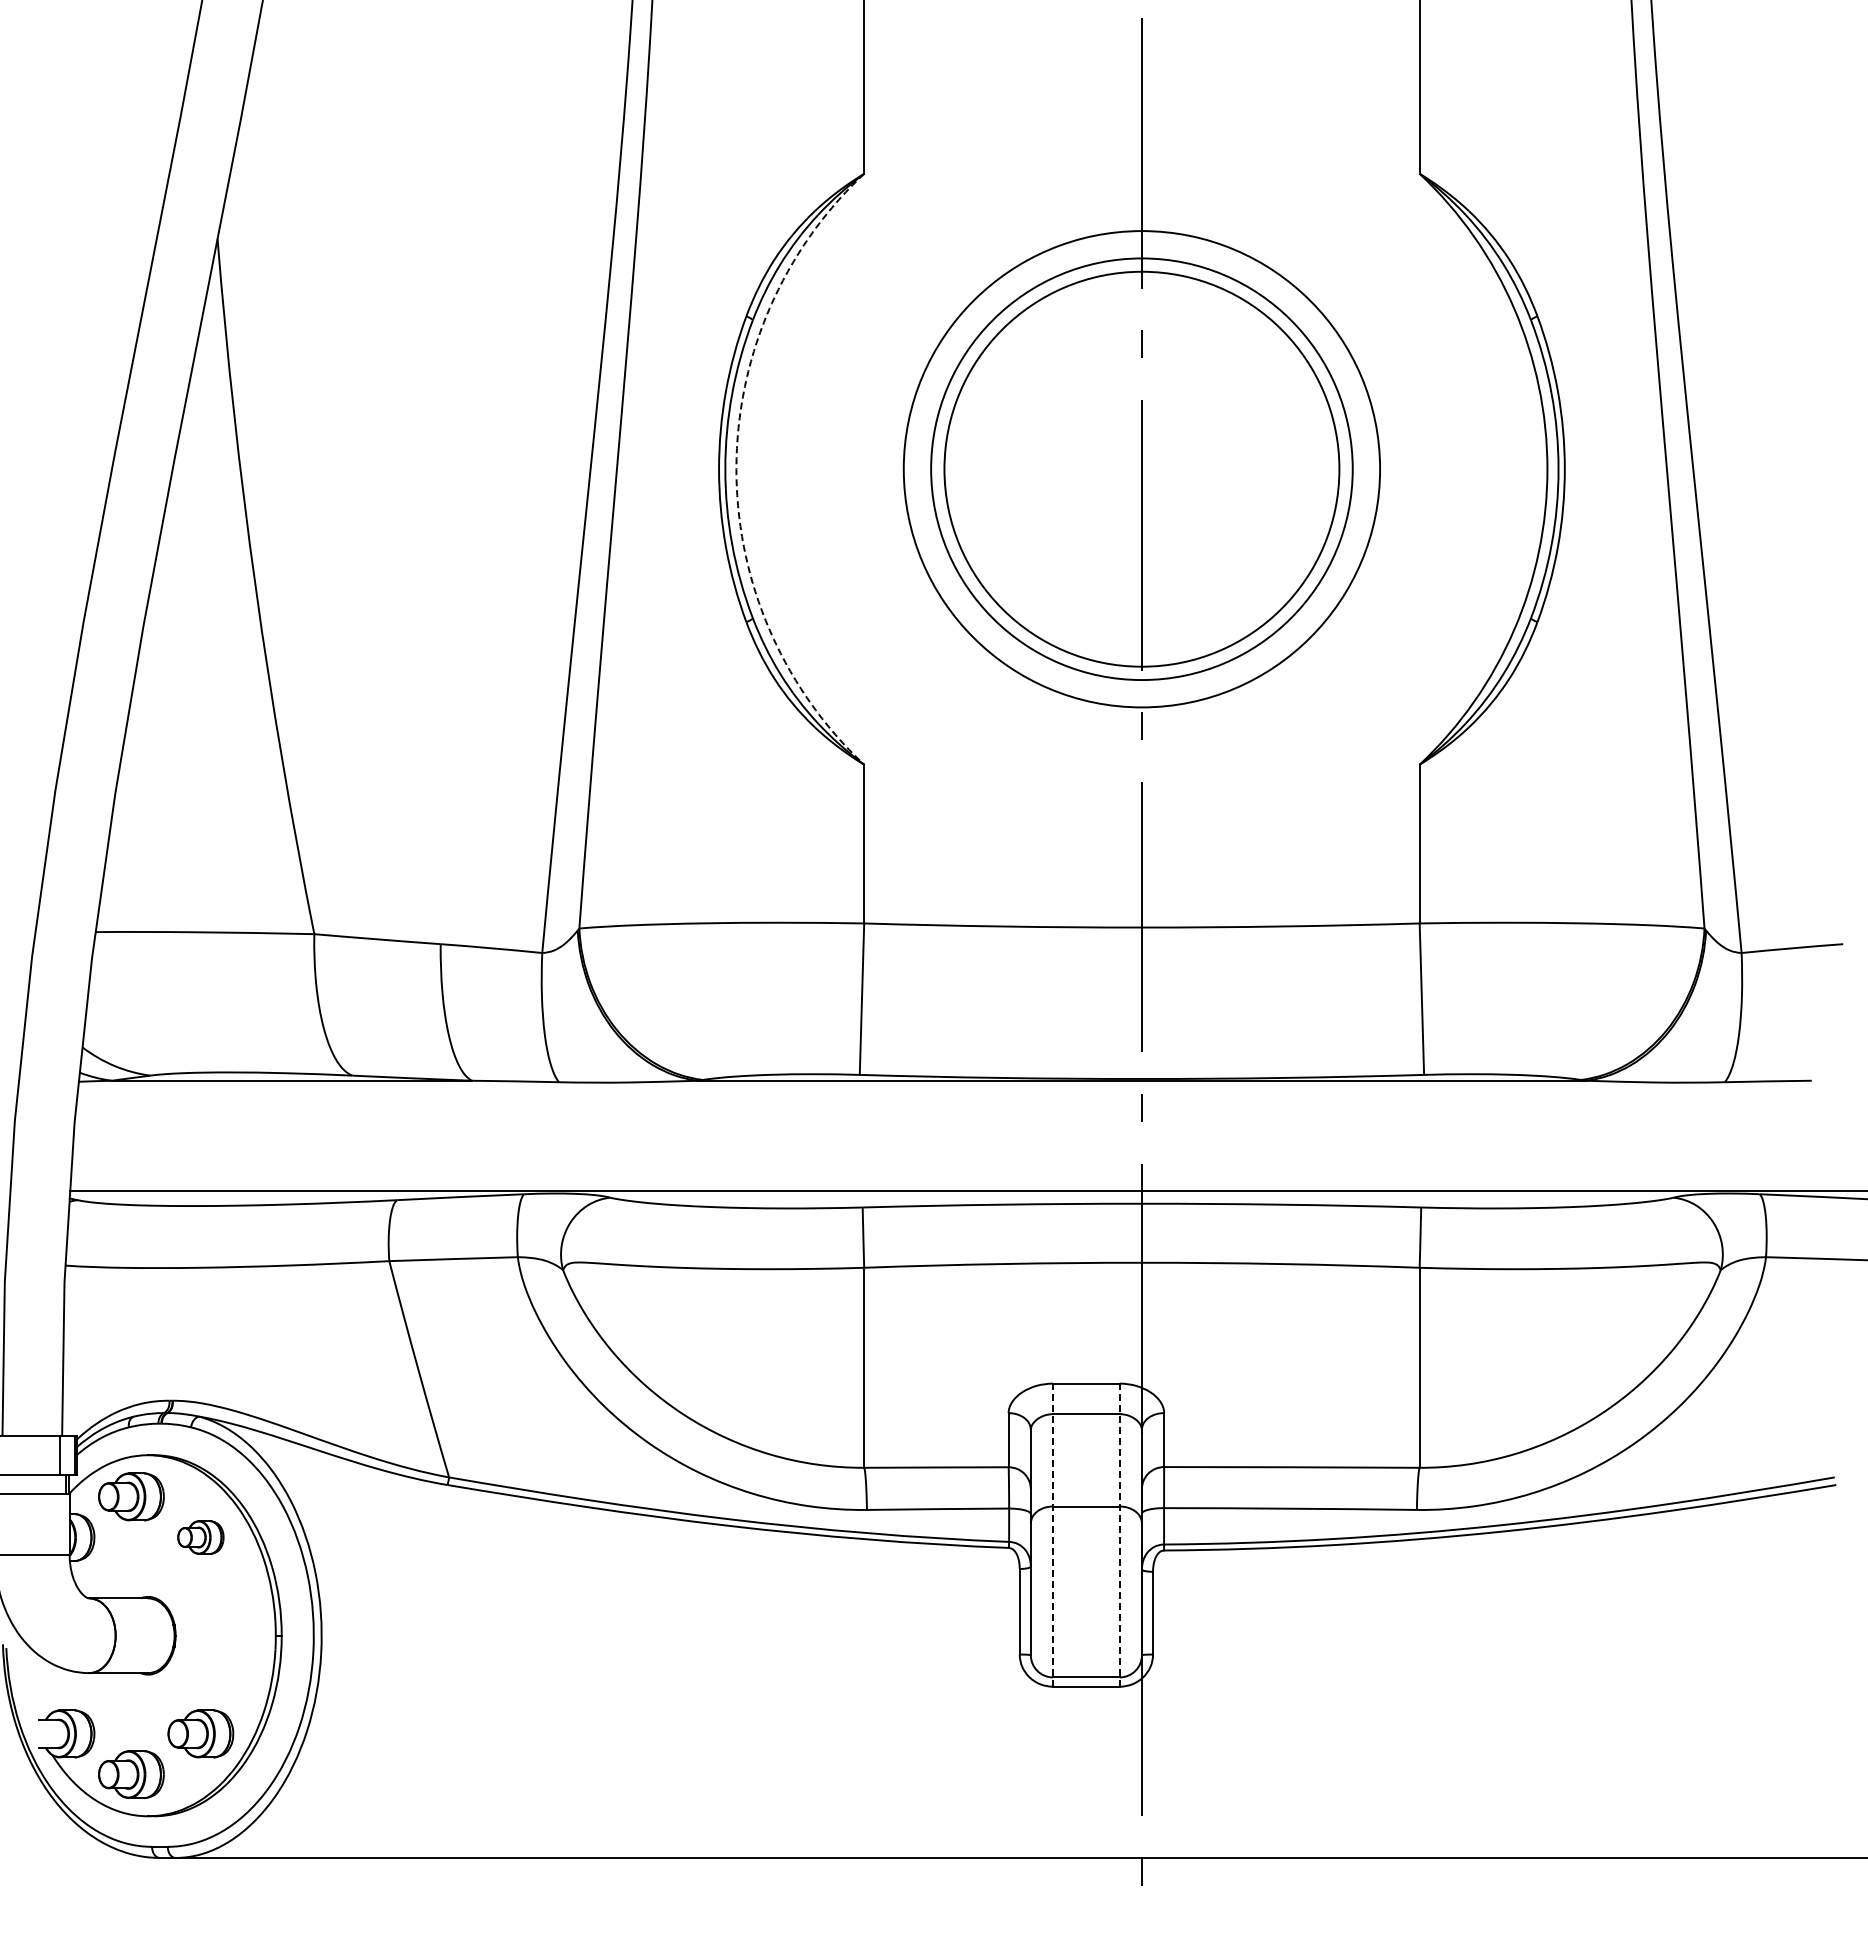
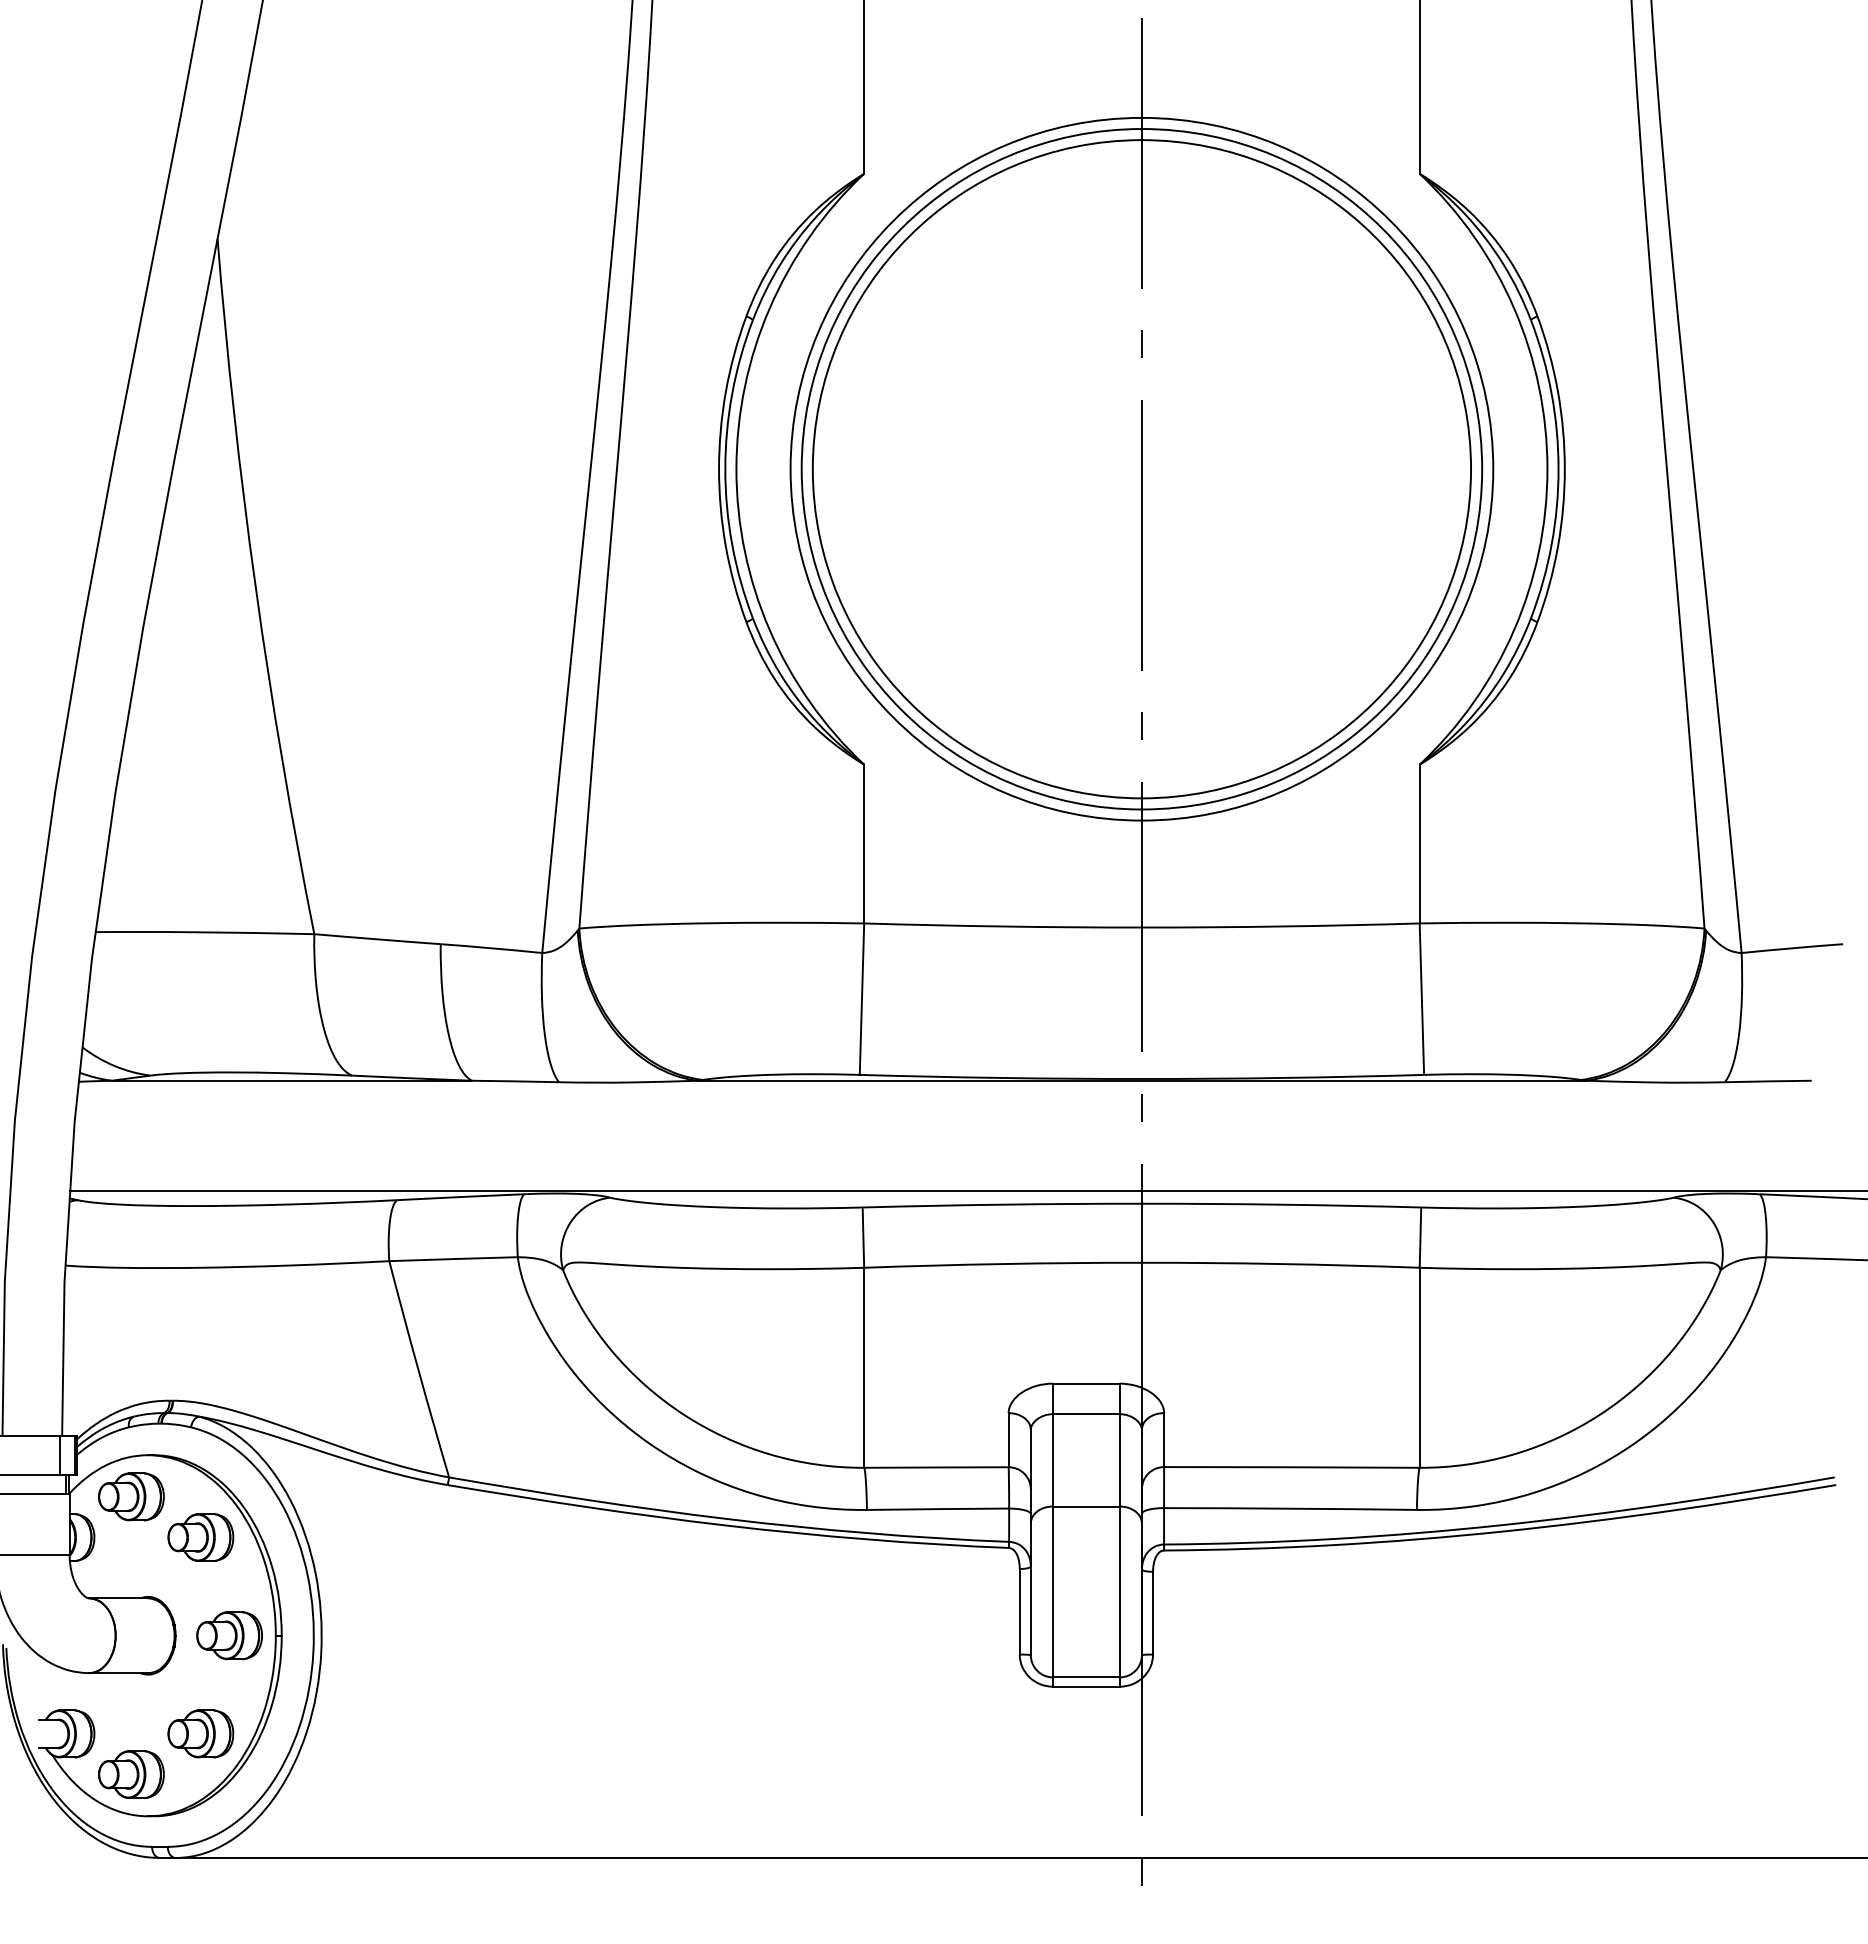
circle diameter: 395 px -> 658 px (1141, 469)
arc: dashed -> solid (736, 469)
circle diameter: 422 px -> 703 px (1141, 468)
circle diameter: 476 px -> 680 px (1141, 469)
line: dashed -> solid (1053, 1535)
line: dashed -> solid (1119, 1535)
part size: 48x35 px -> 68x49 px (200, 1537)
part: none -> present (229, 1635)
